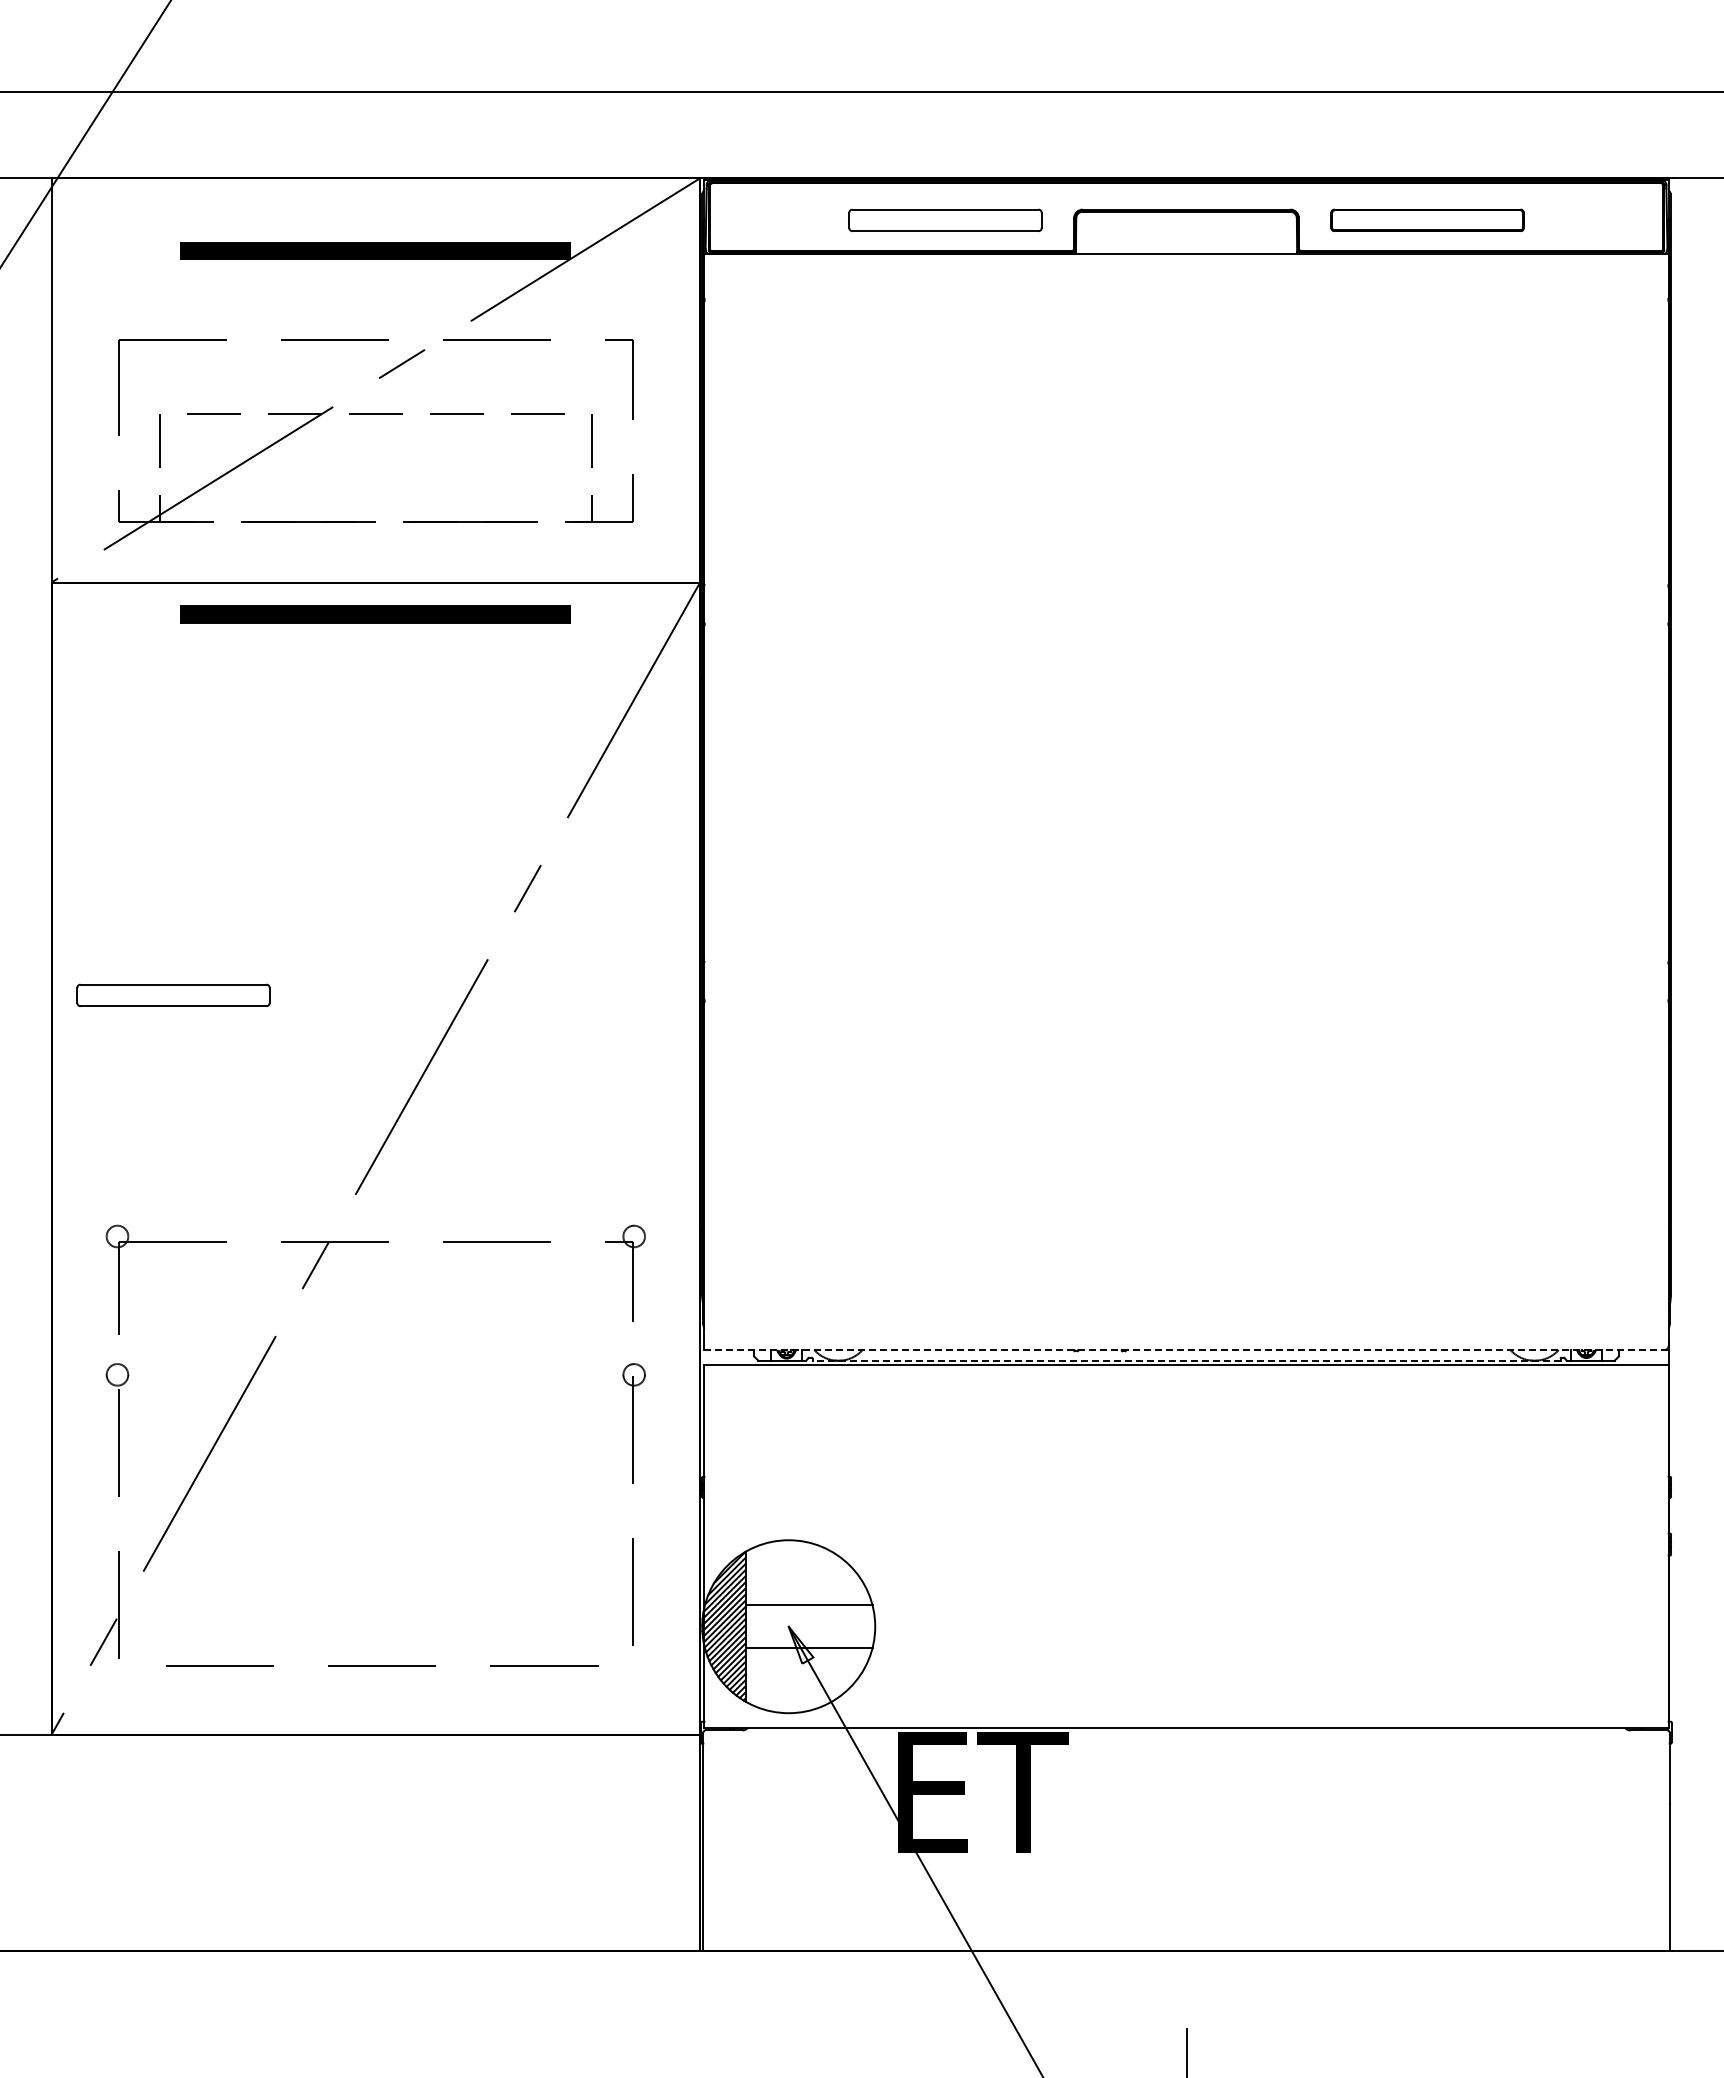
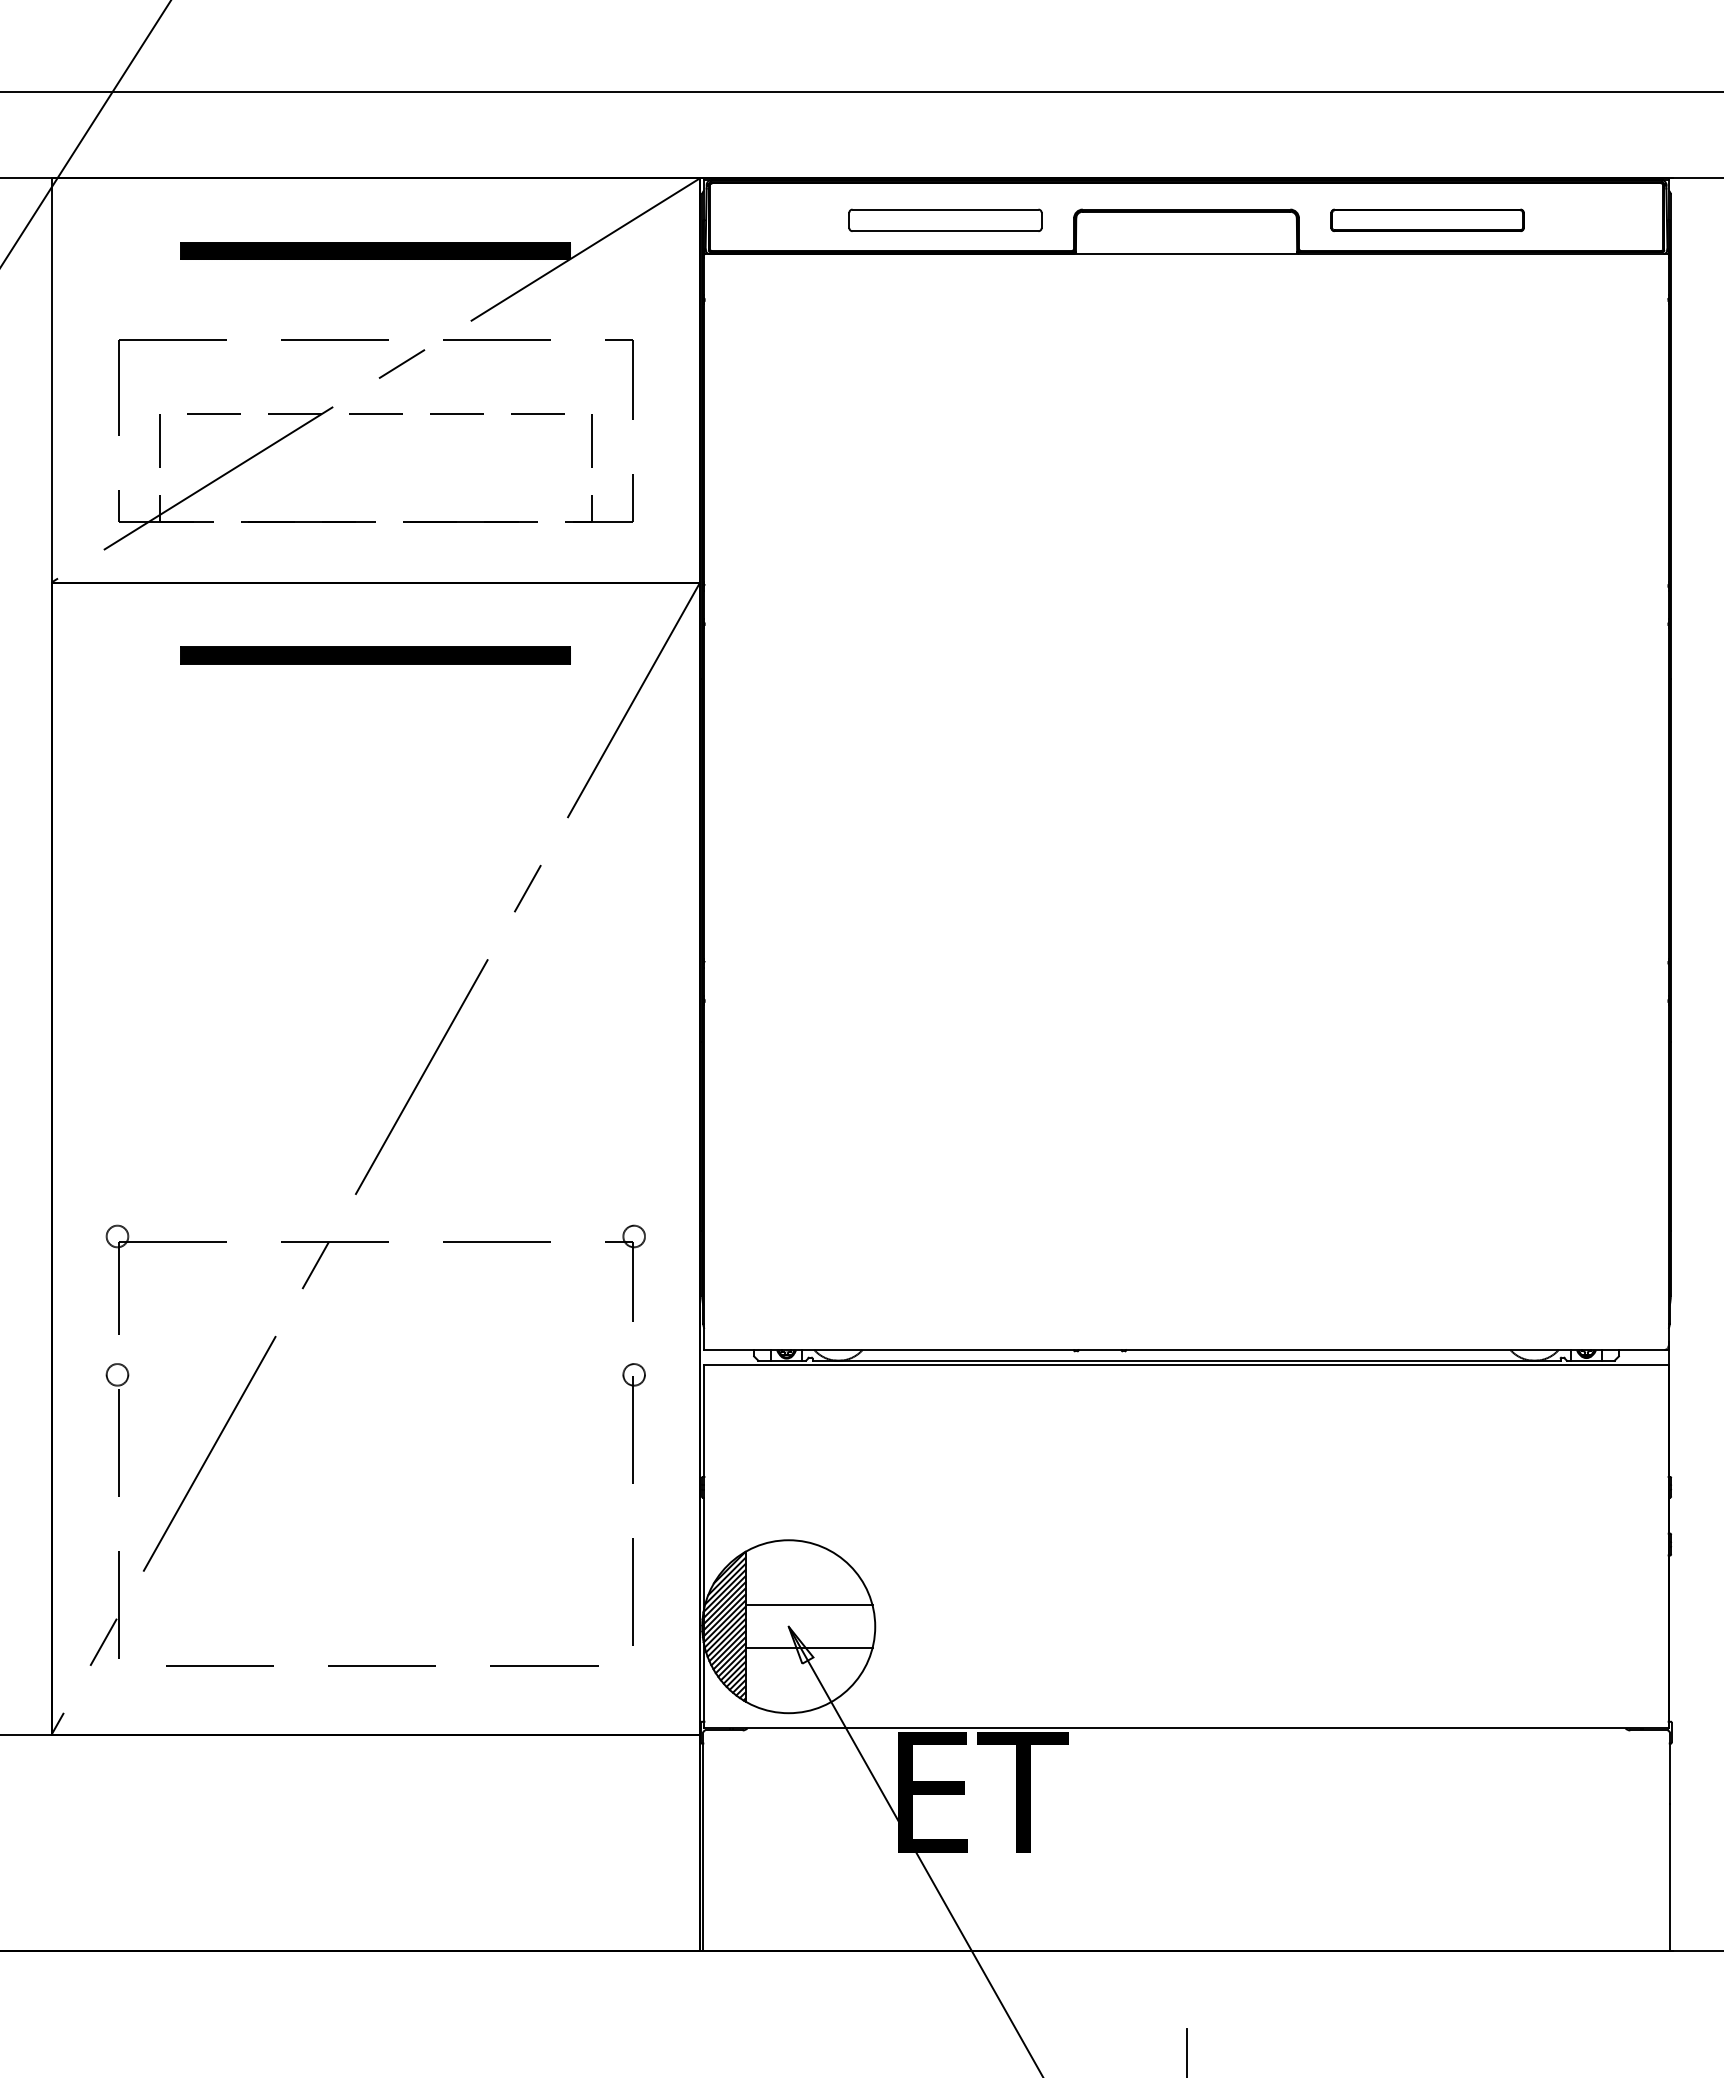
part position: (375, 614) -> (375, 655) (375, 655)
part: present -> none (173, 994)
line: dashed -> solid (1187, 1350)
line: dashed -> solid (1186, 1360)
